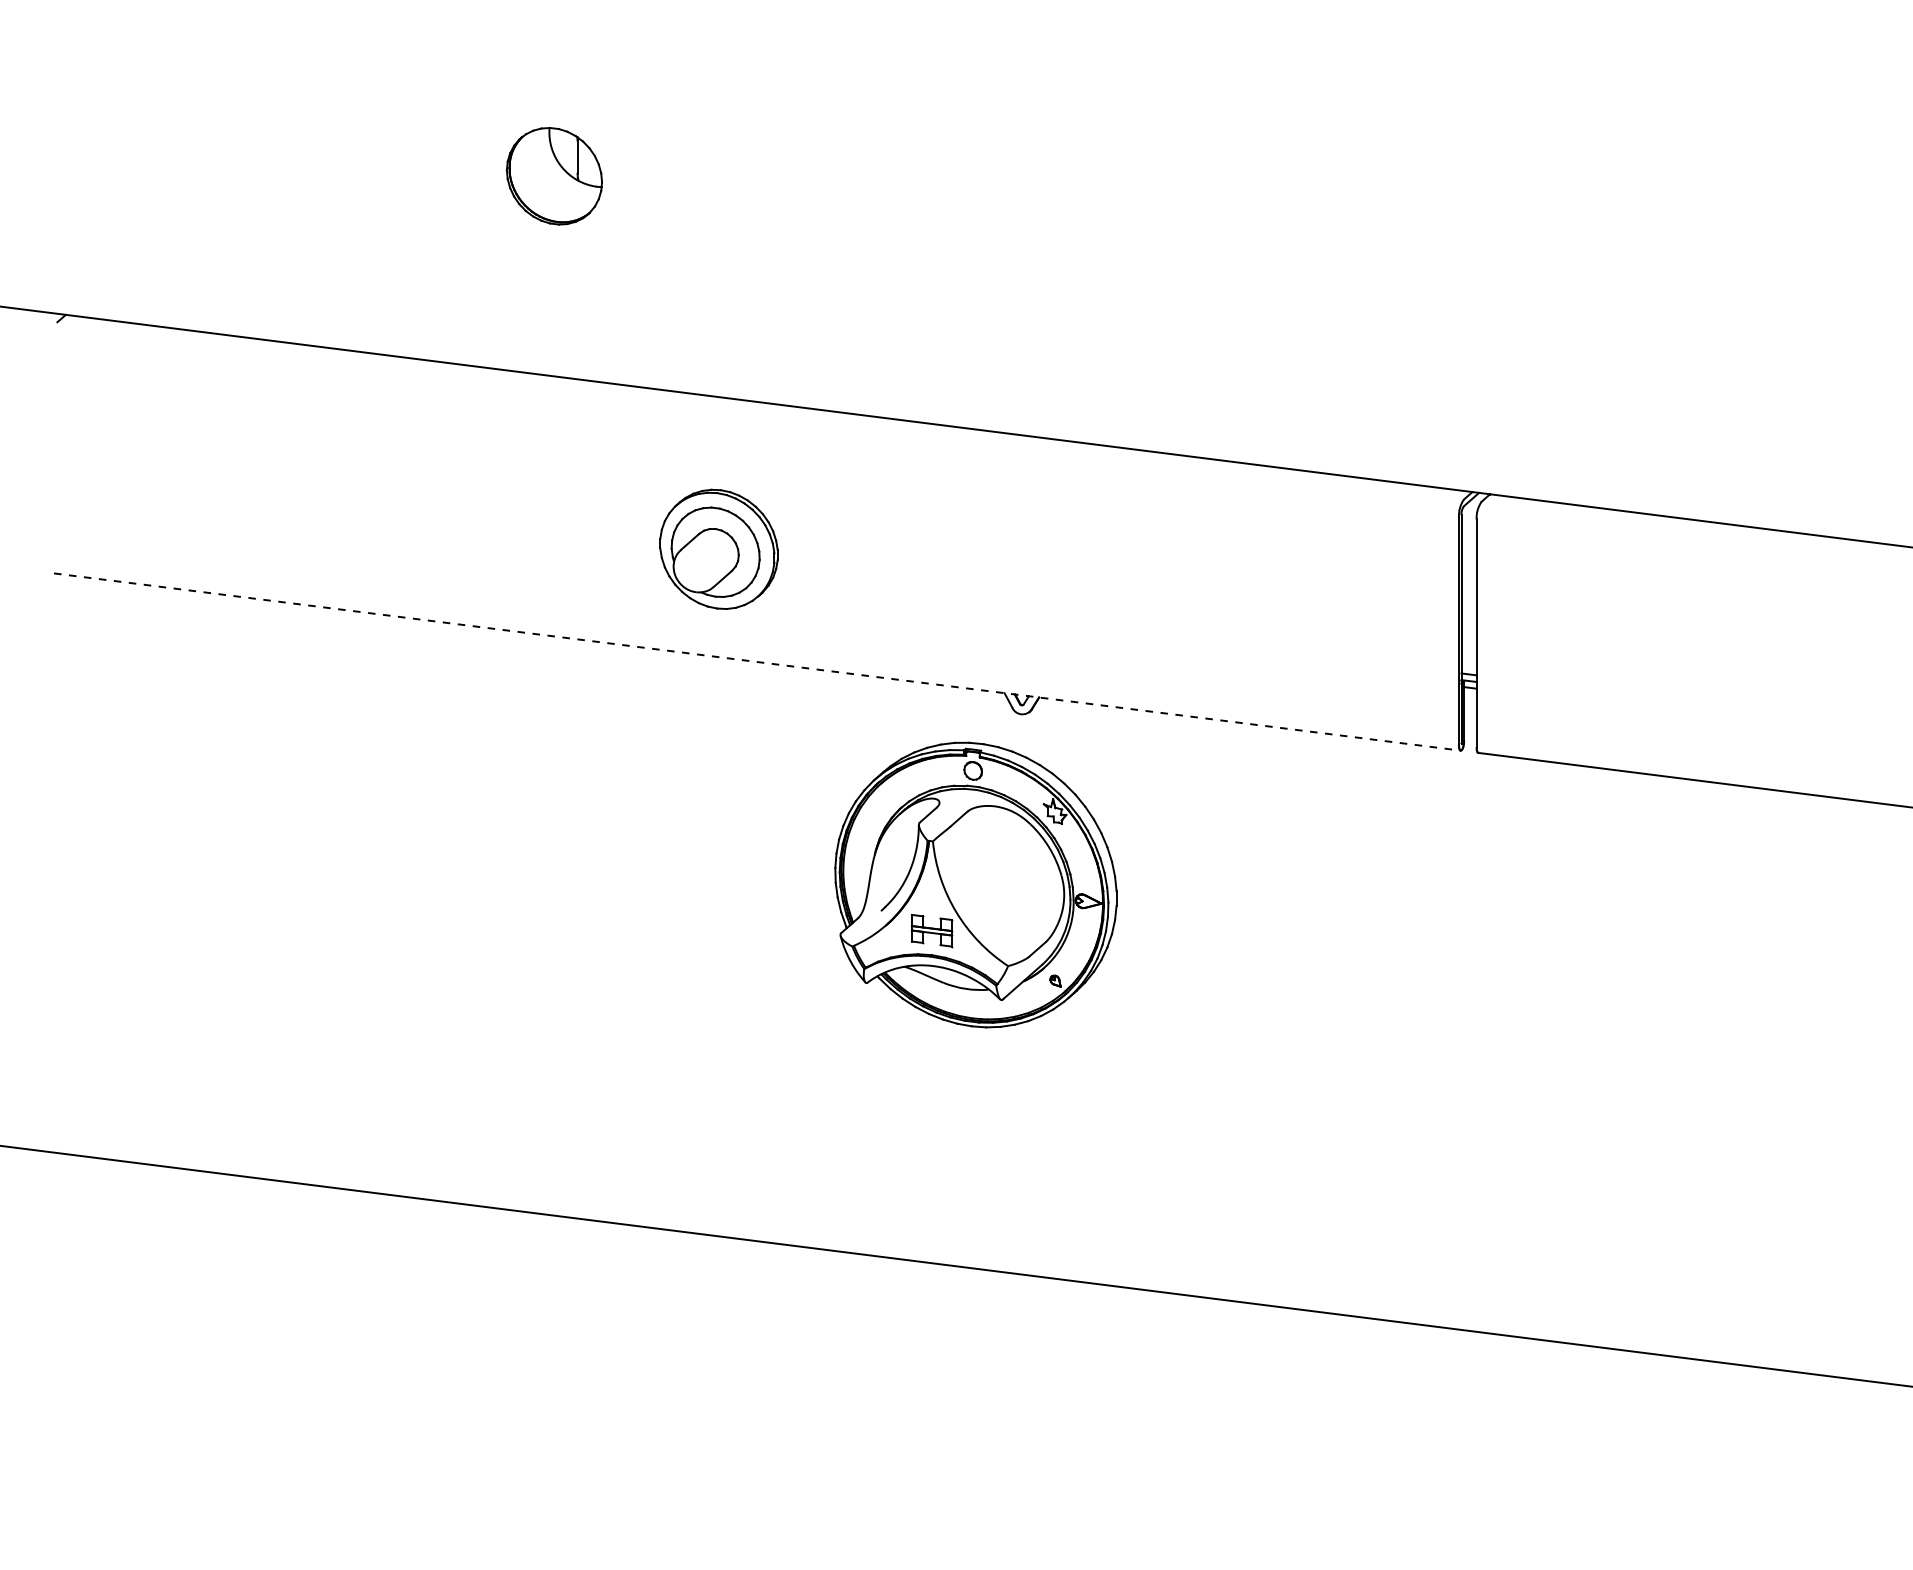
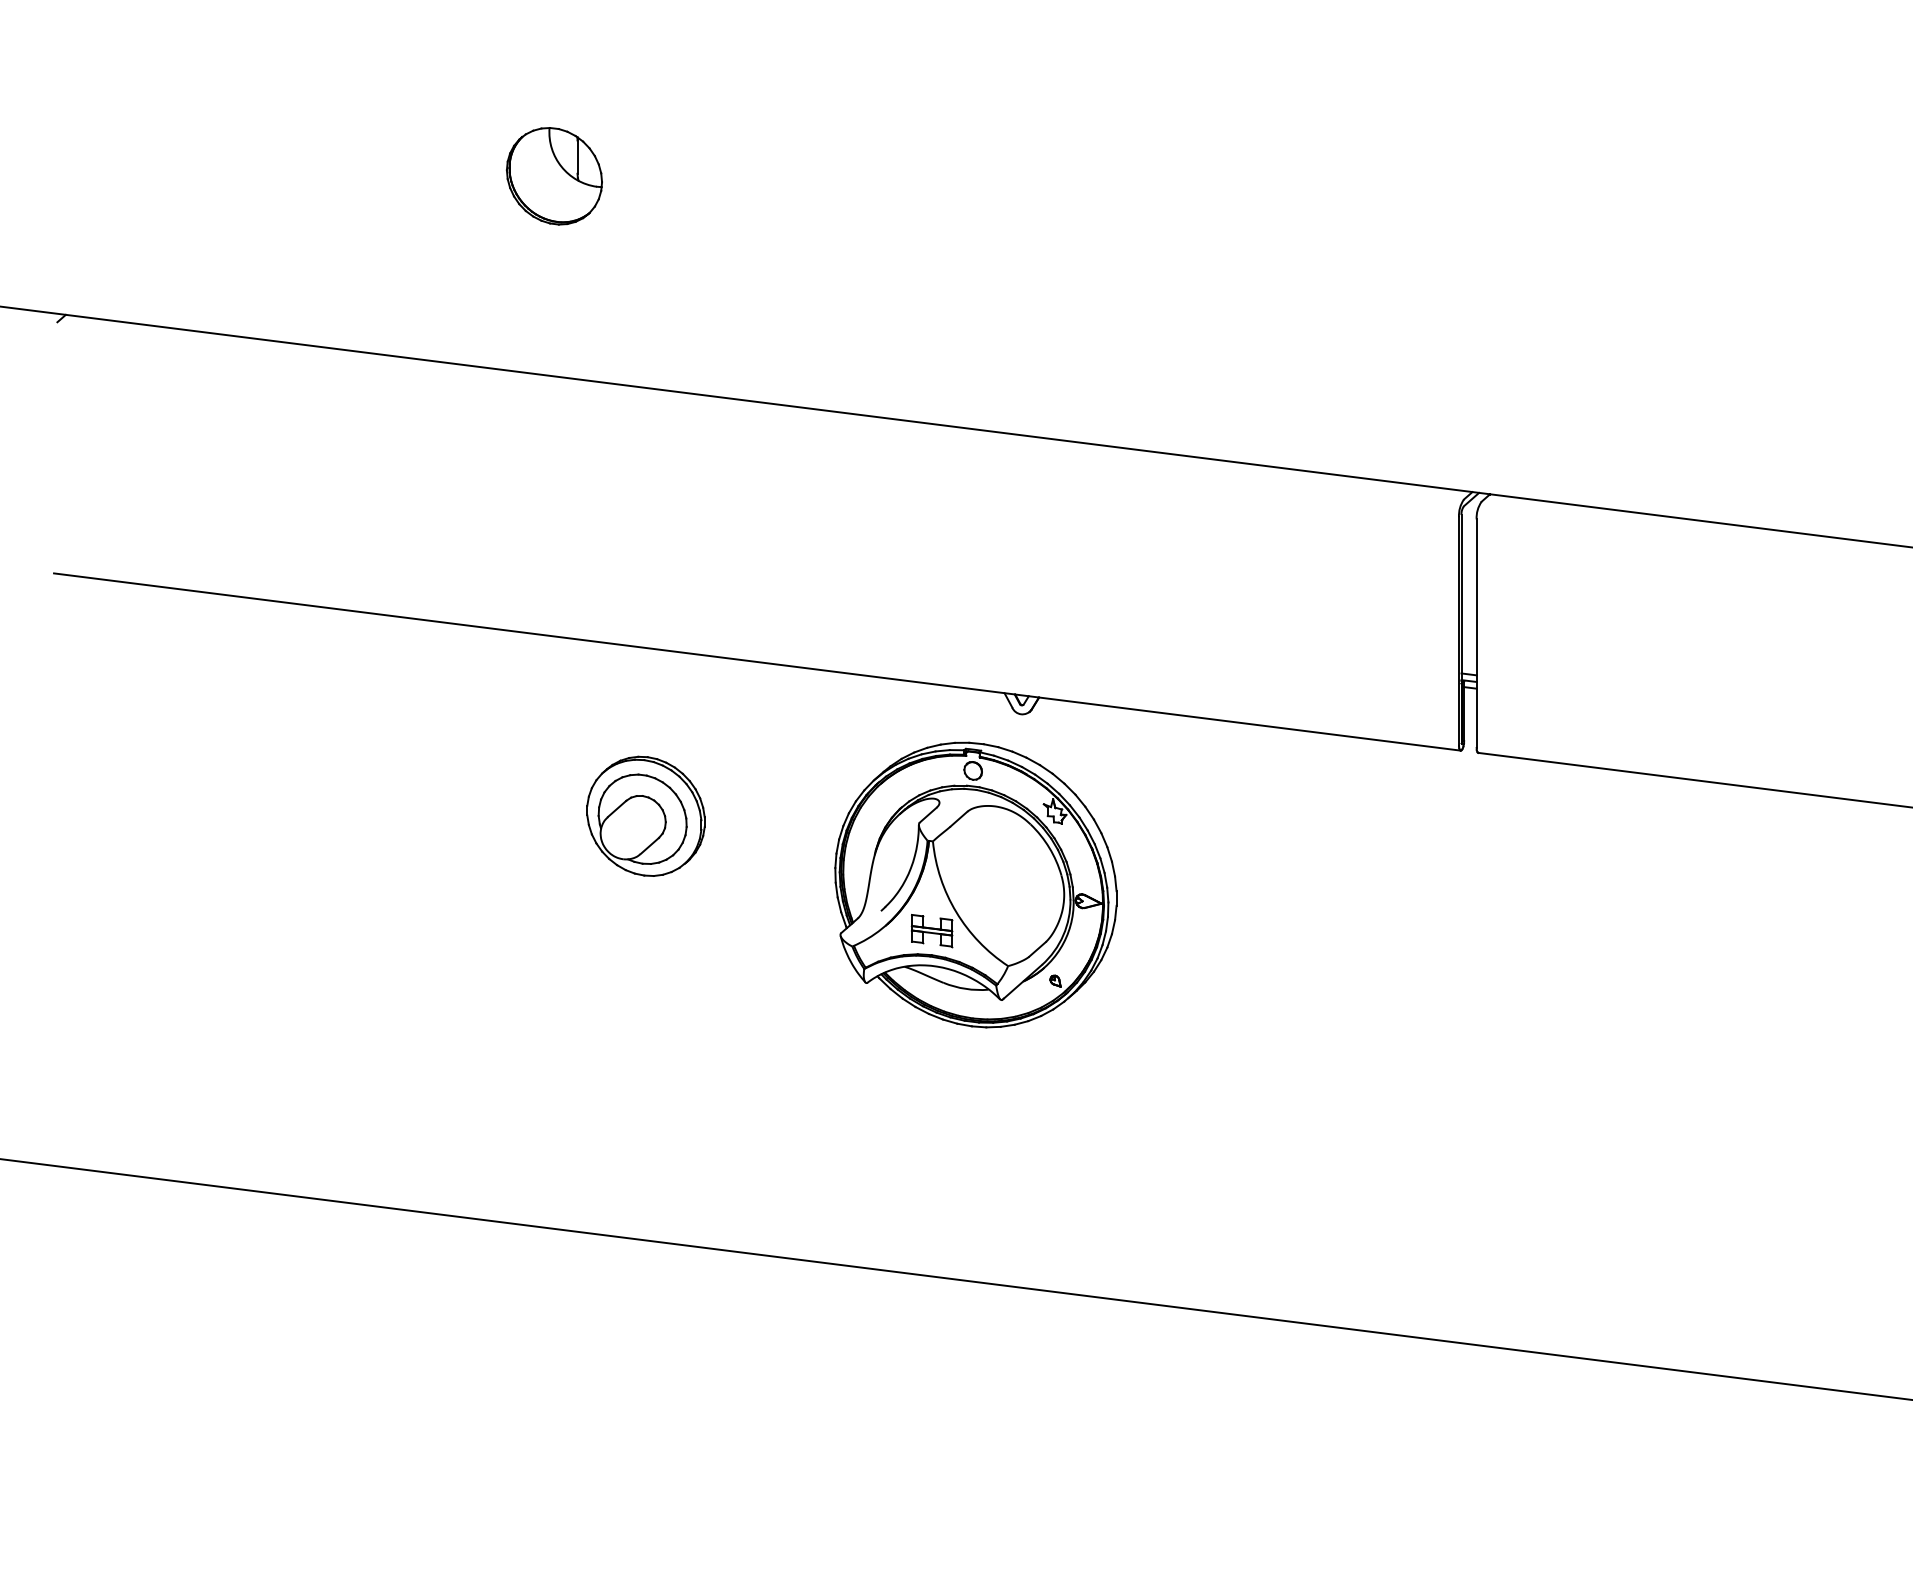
part position: (718, 548) -> (645, 815) (645, 815)
line: dashed -> solid (757, 662)
line position: (955, 1266) -> (955, 1279) (955, 1279)
